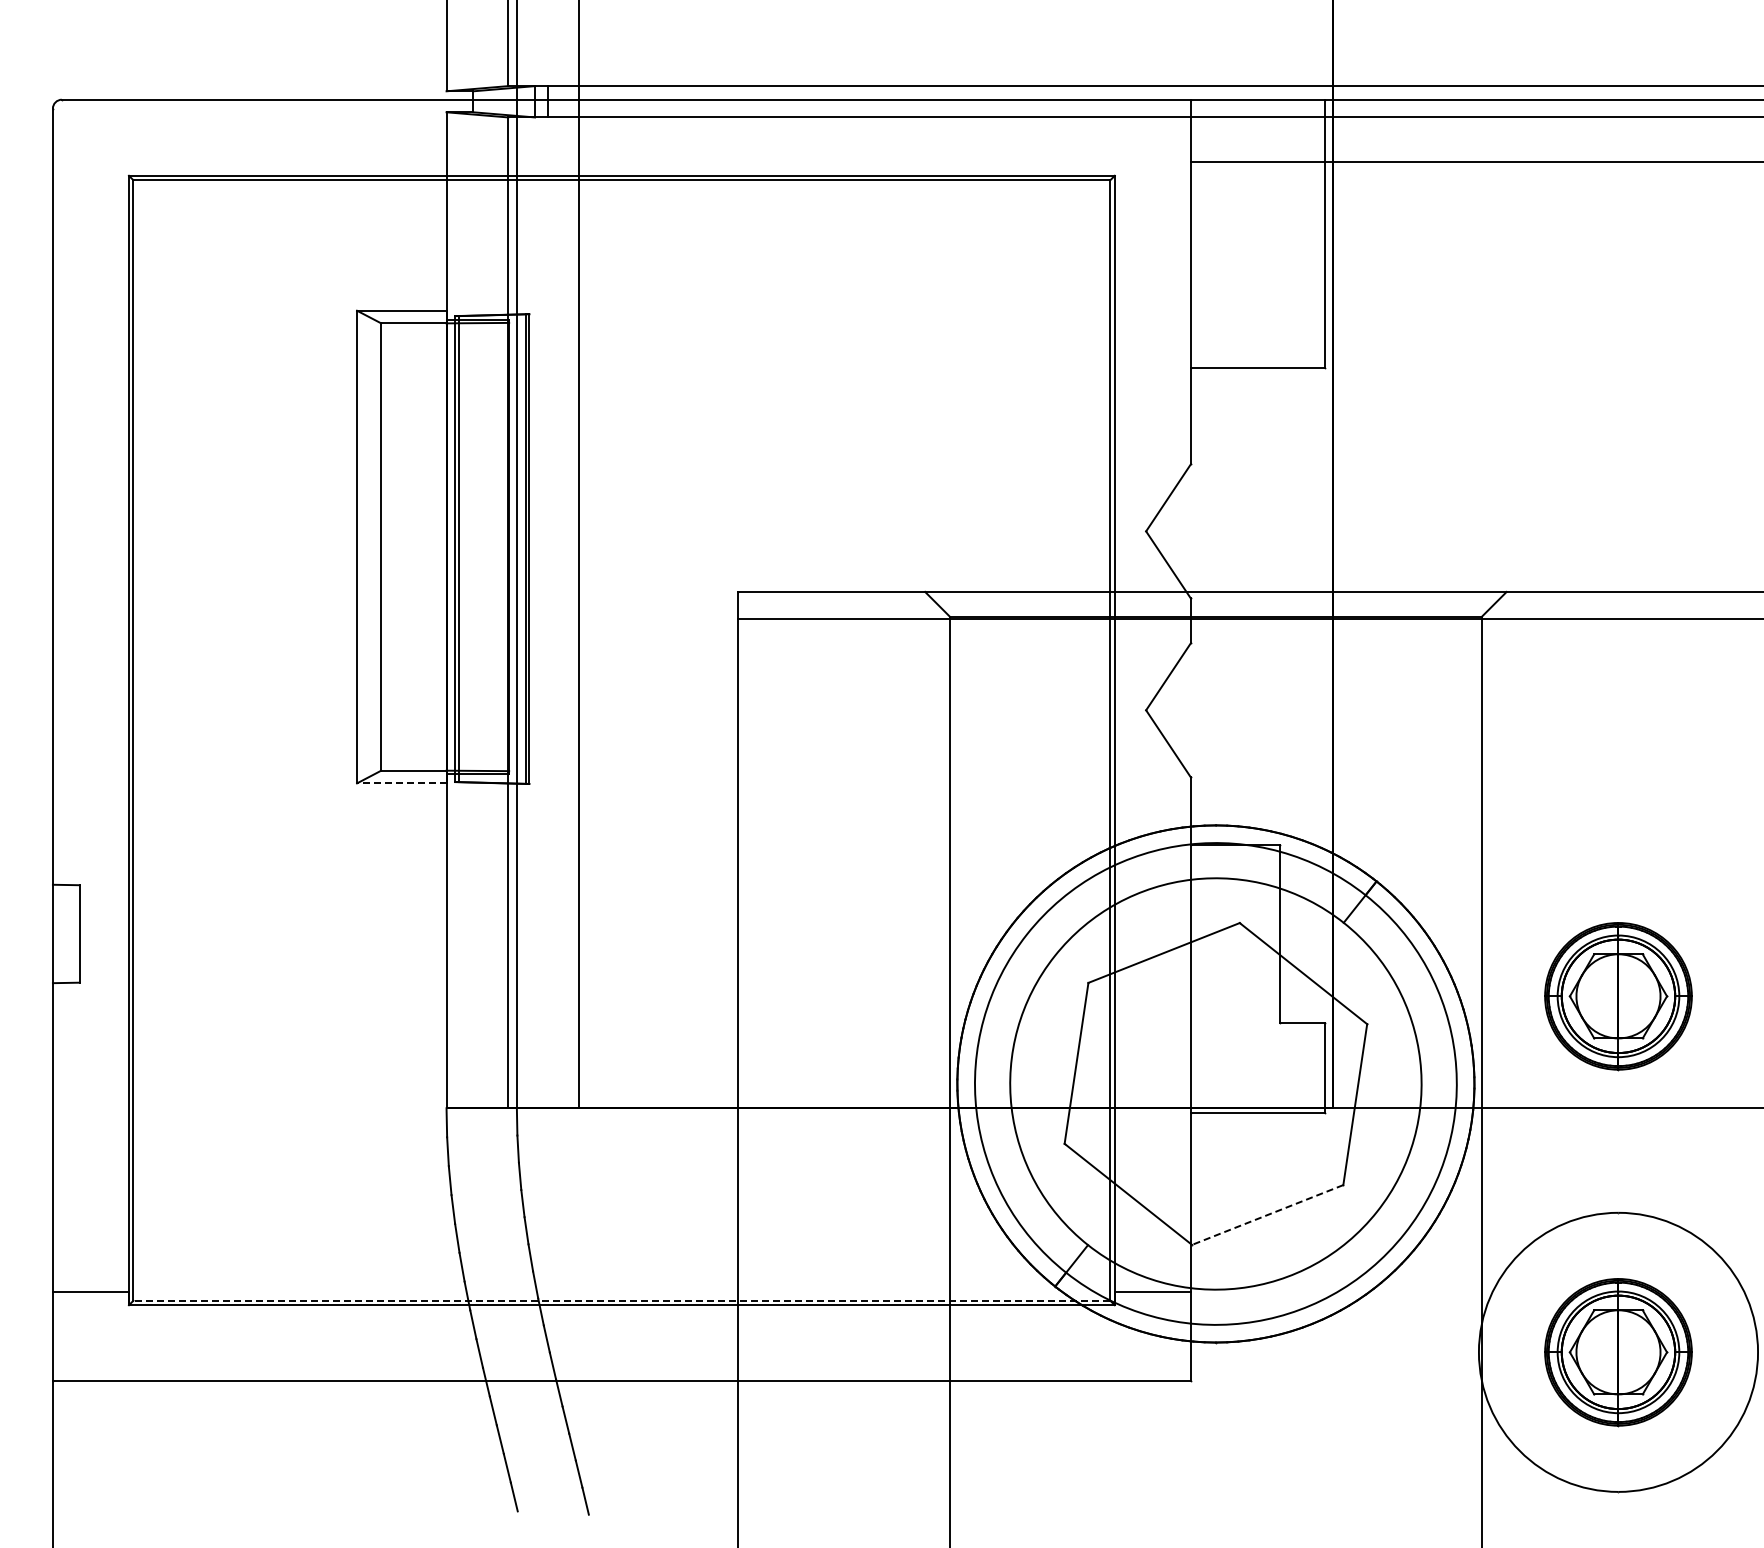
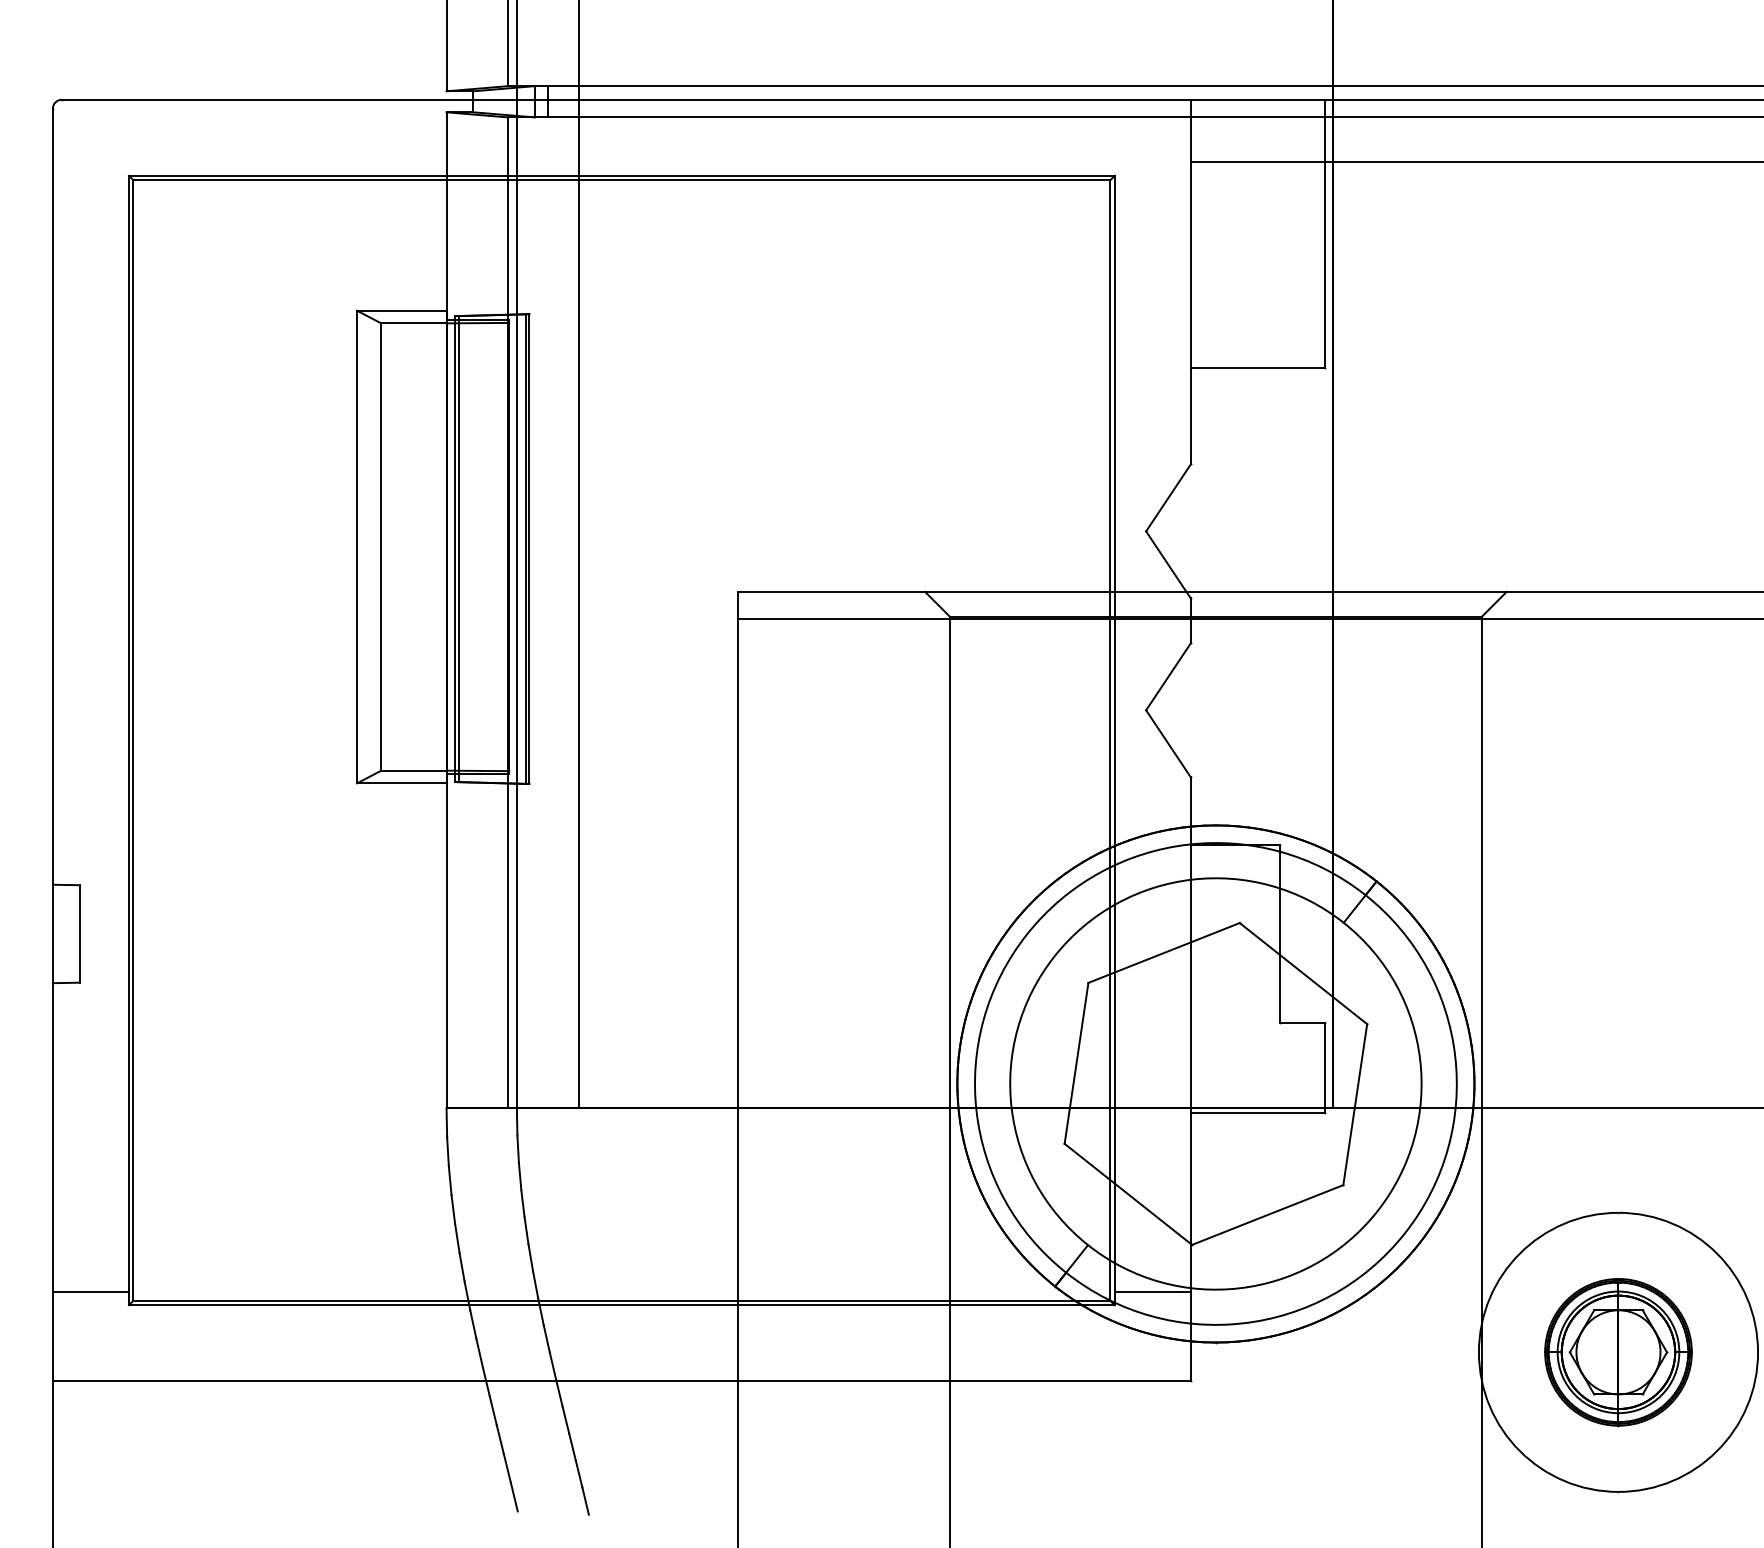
line: dashed -> solid (401, 783)
part: present -> none (1618, 996)
line: dashed -> solid (1267, 1215)
line: dashed -> solid (621, 1300)
